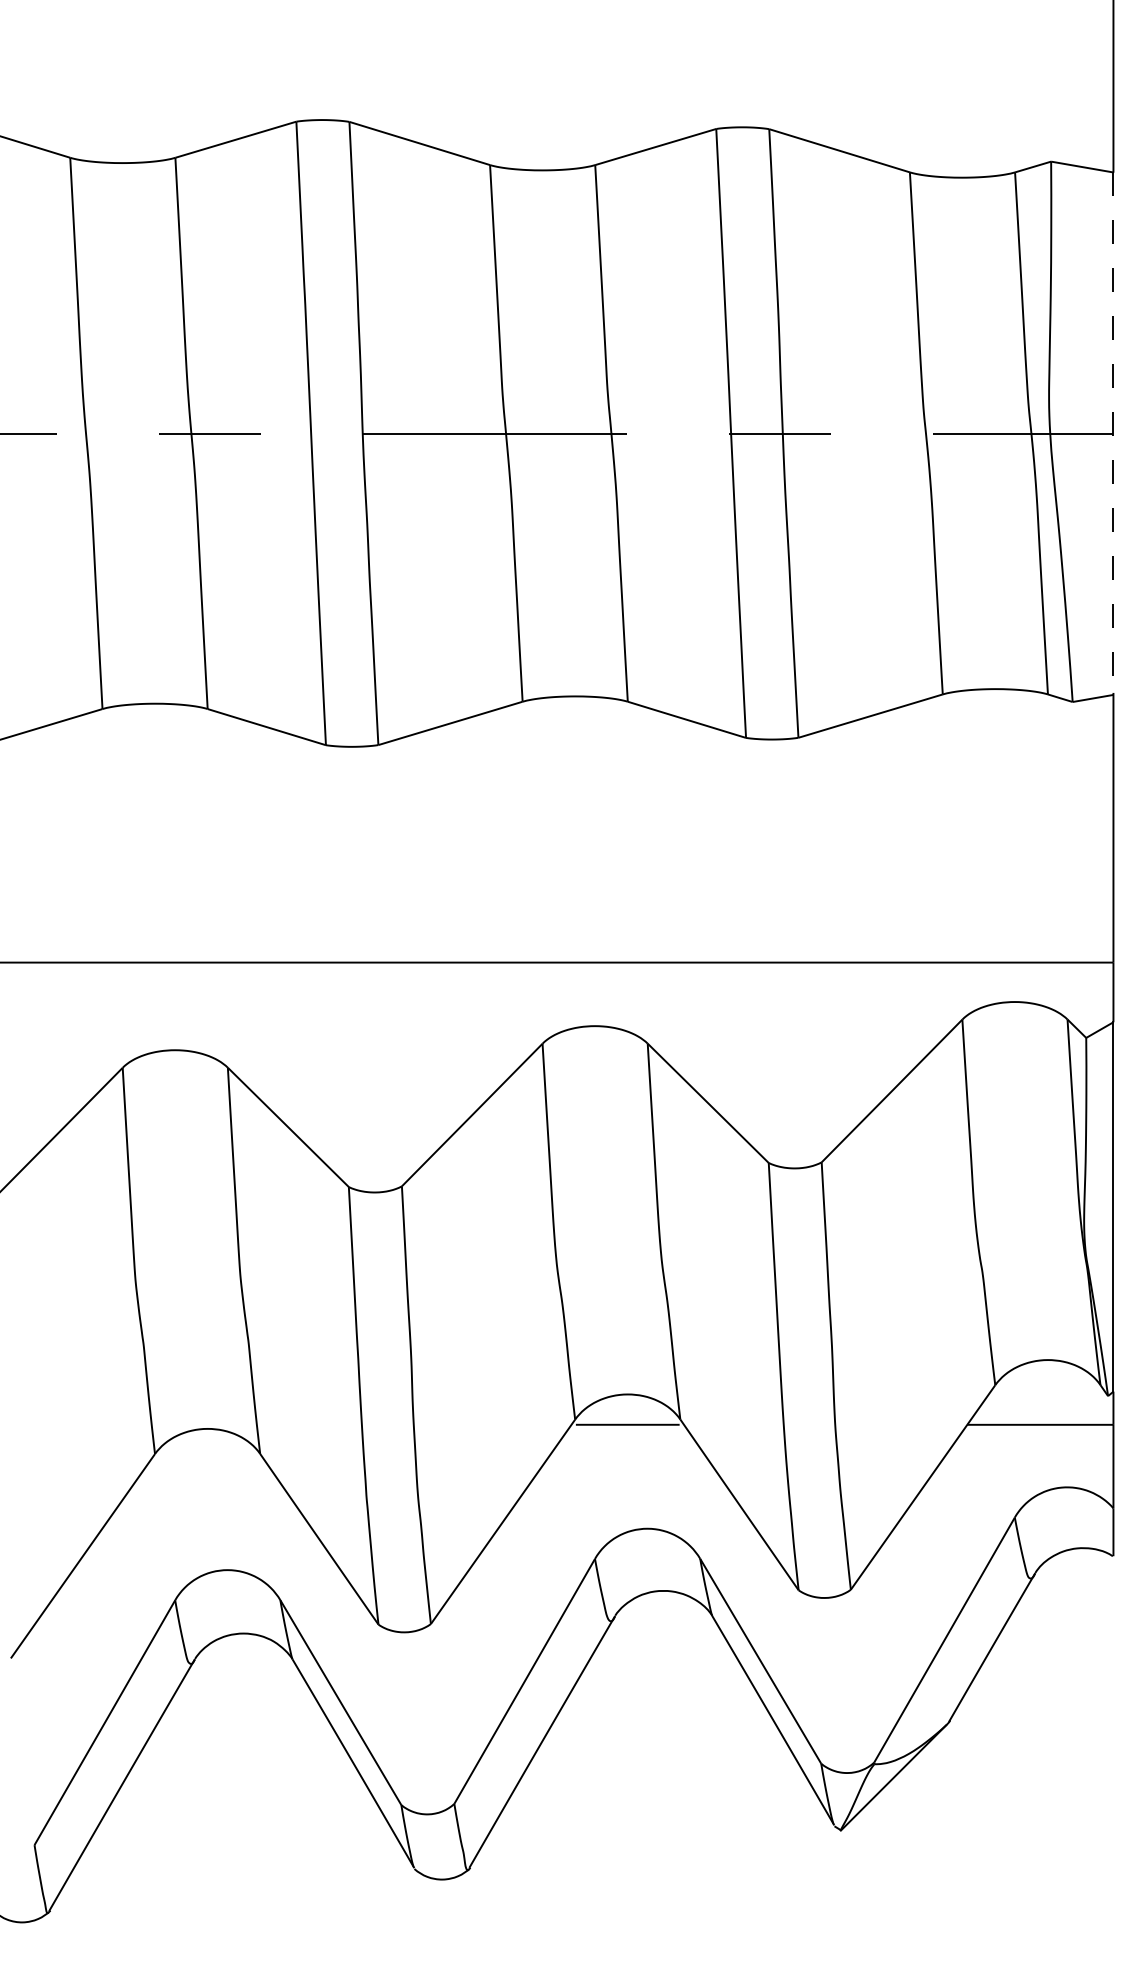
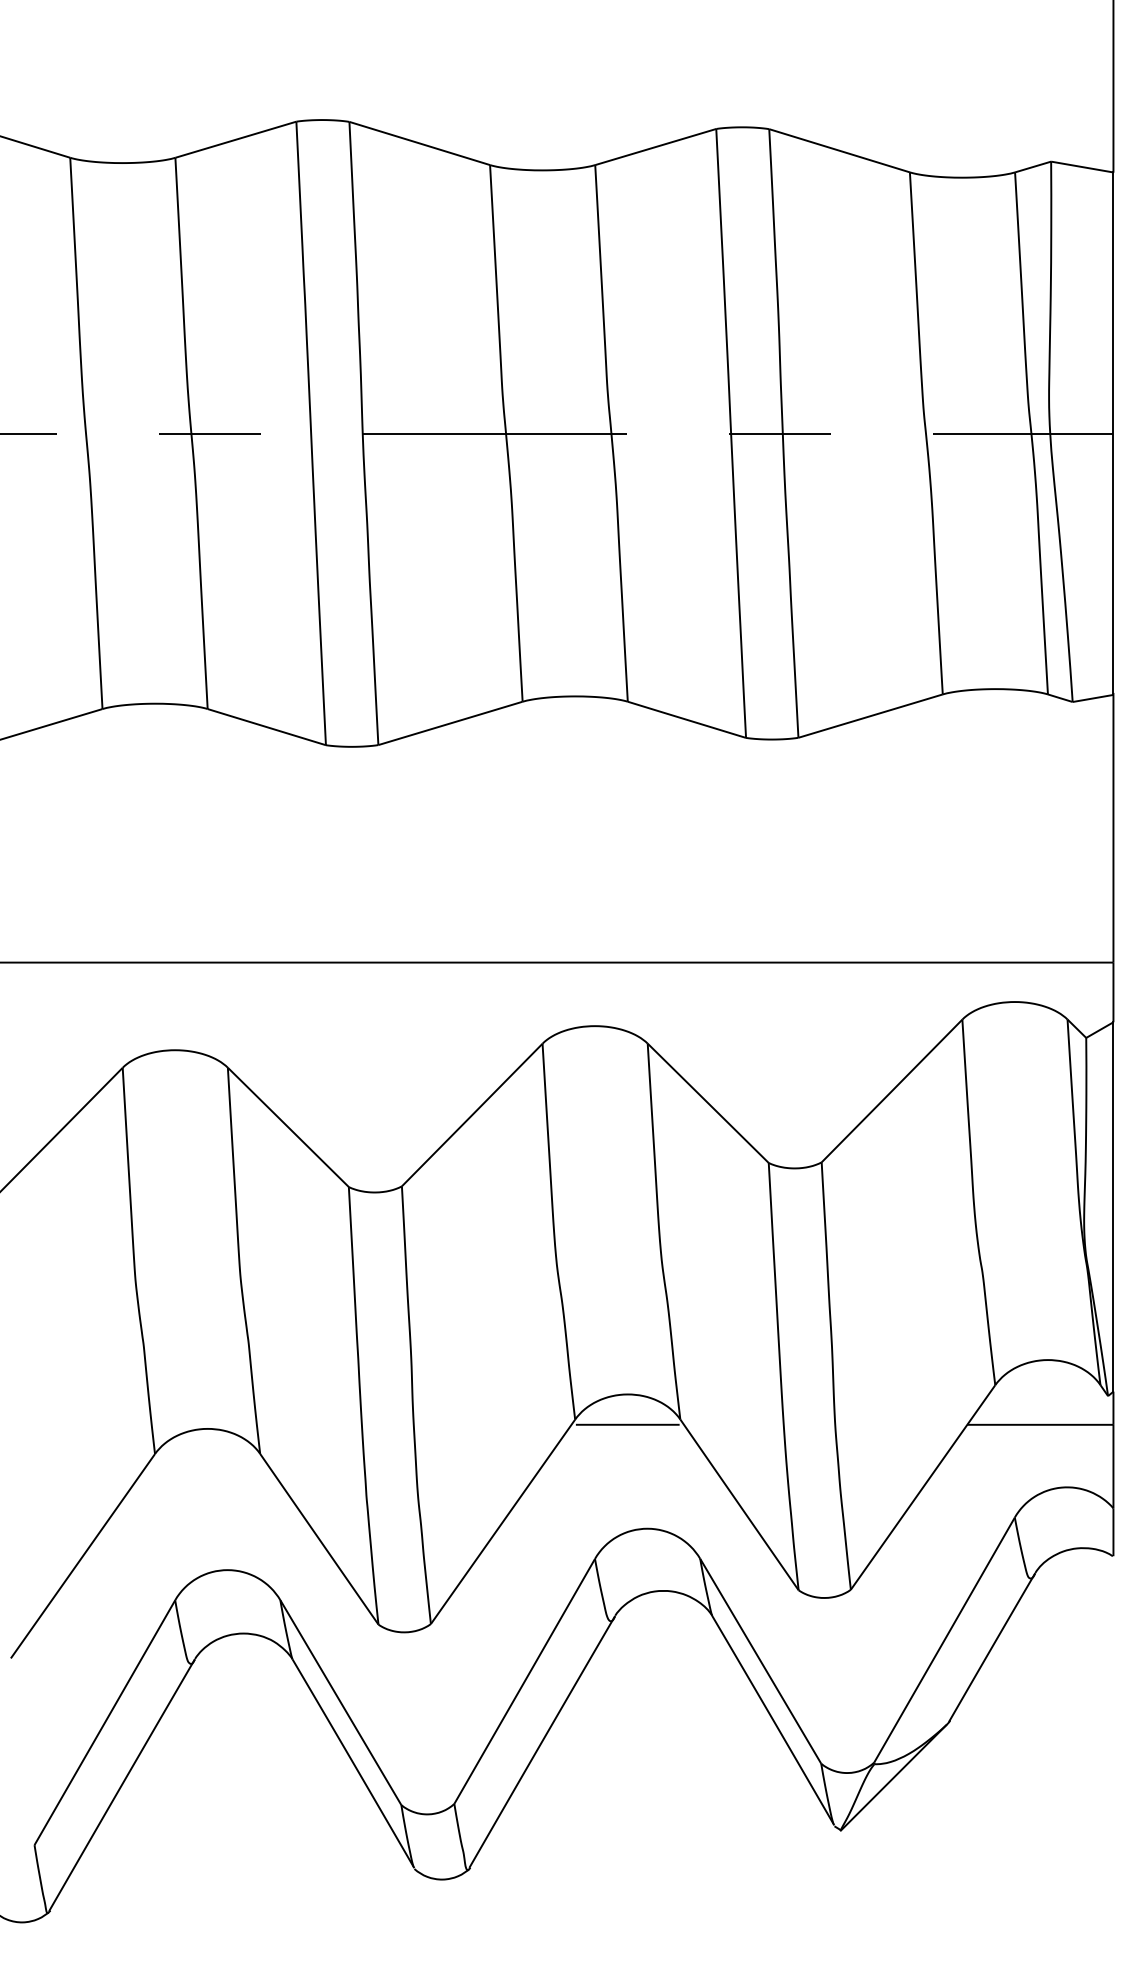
line: dashed -> solid (1113, 434)
